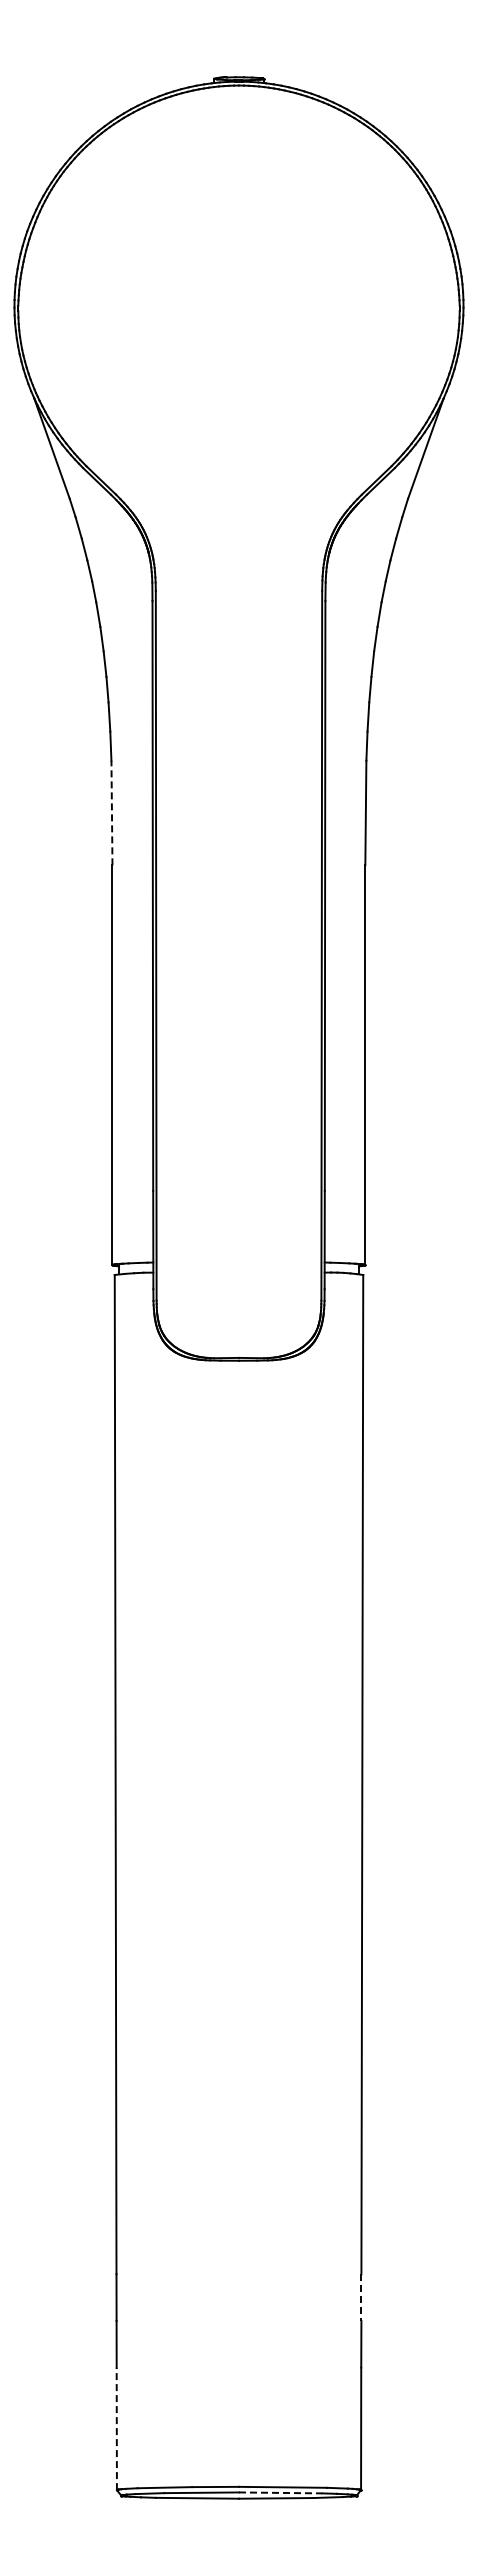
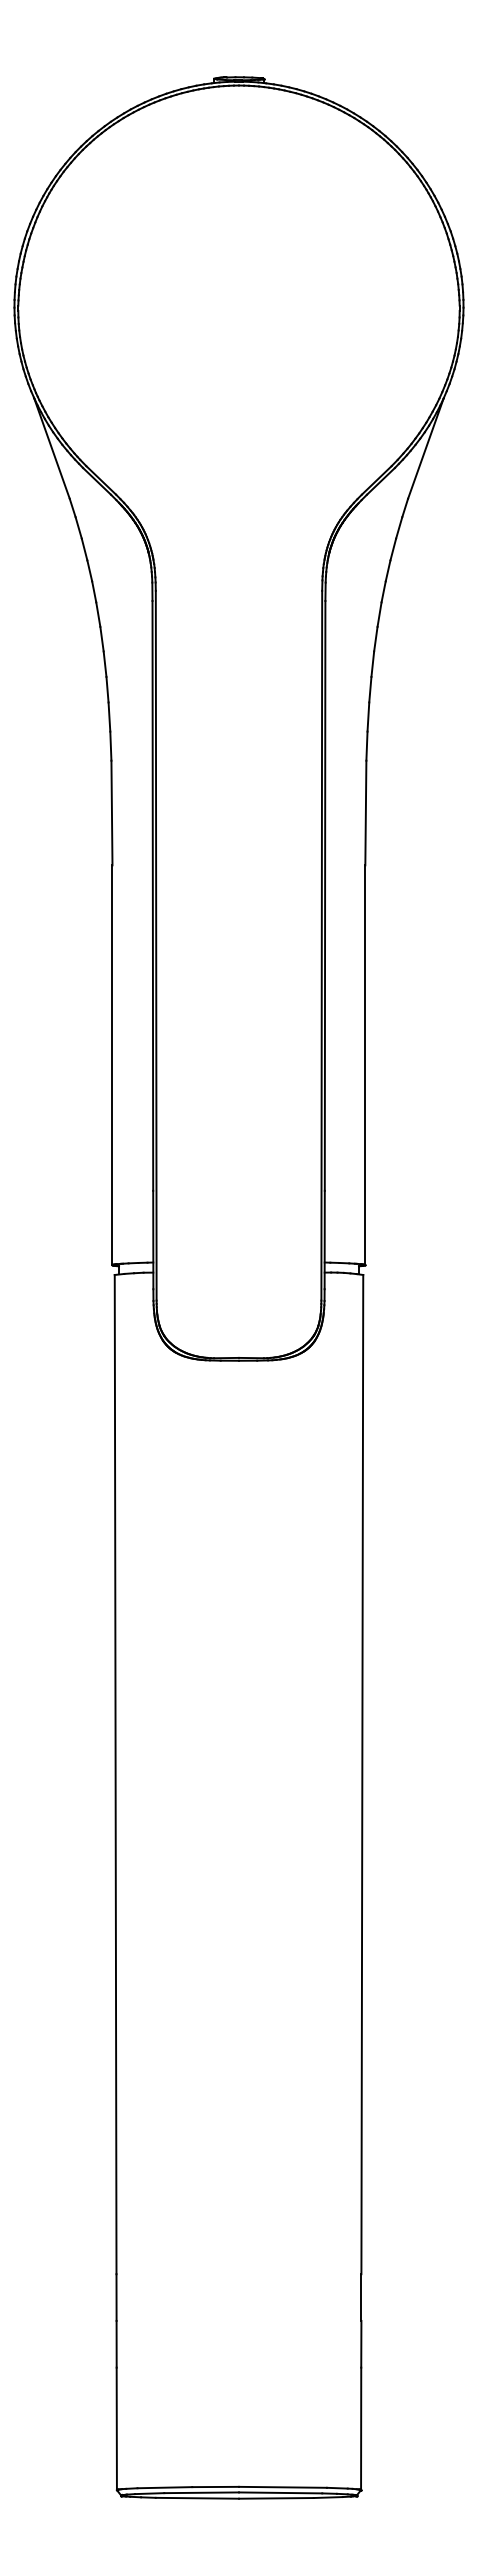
line: dashed -> solid (111, 812)
line: dashed -> solid (361, 2298)
line: dashed -> solid (116, 2428)
line: dashed -> solid (280, 2492)
